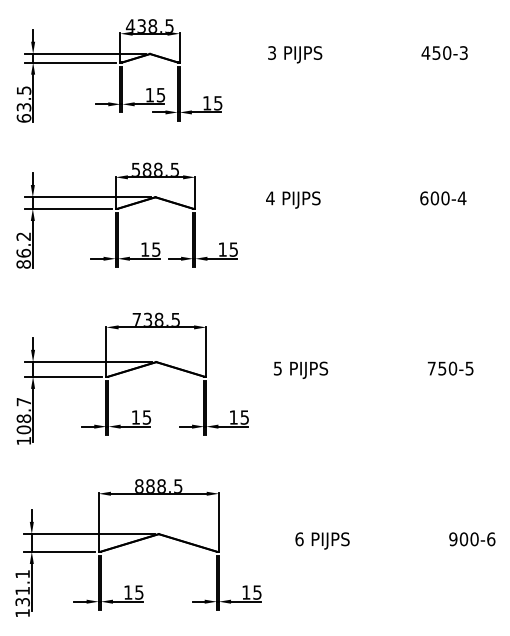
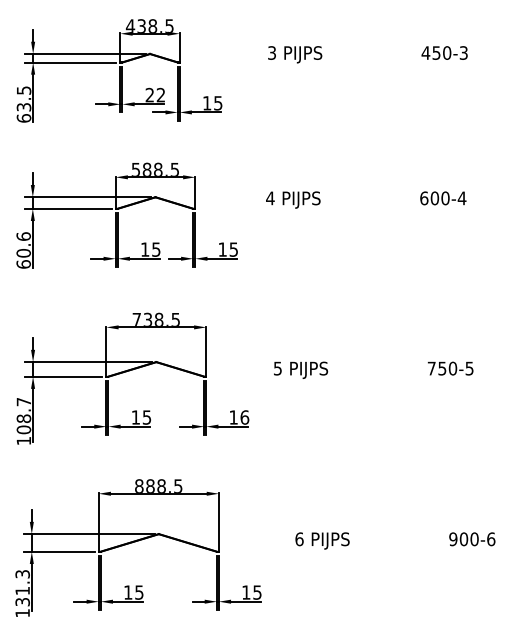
text: 15 -> 22 (155, 94)
text: 86.2 -> 60.6 (23, 250)
text: 15 -> 16 (244, 417)
text: 131.1 -> 131.3 (22, 574)
